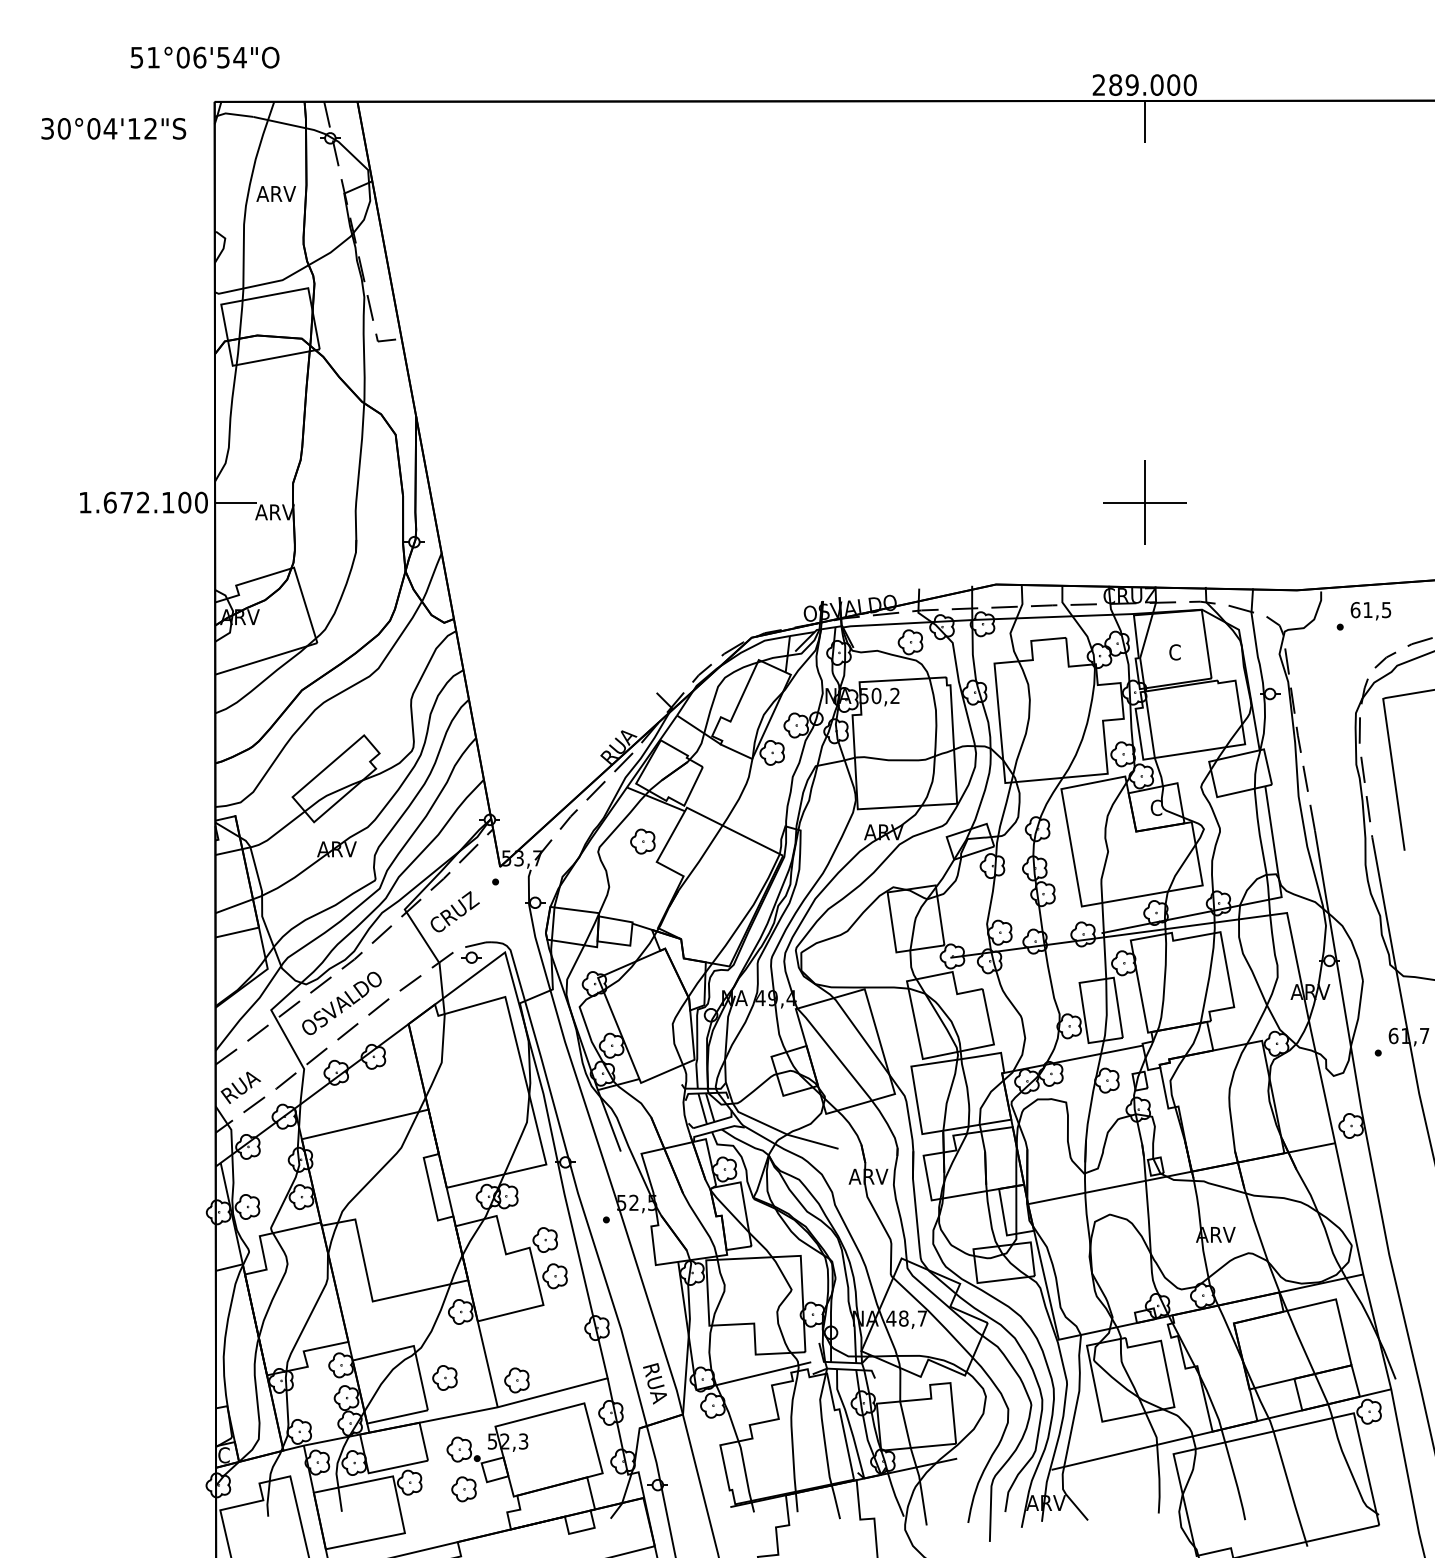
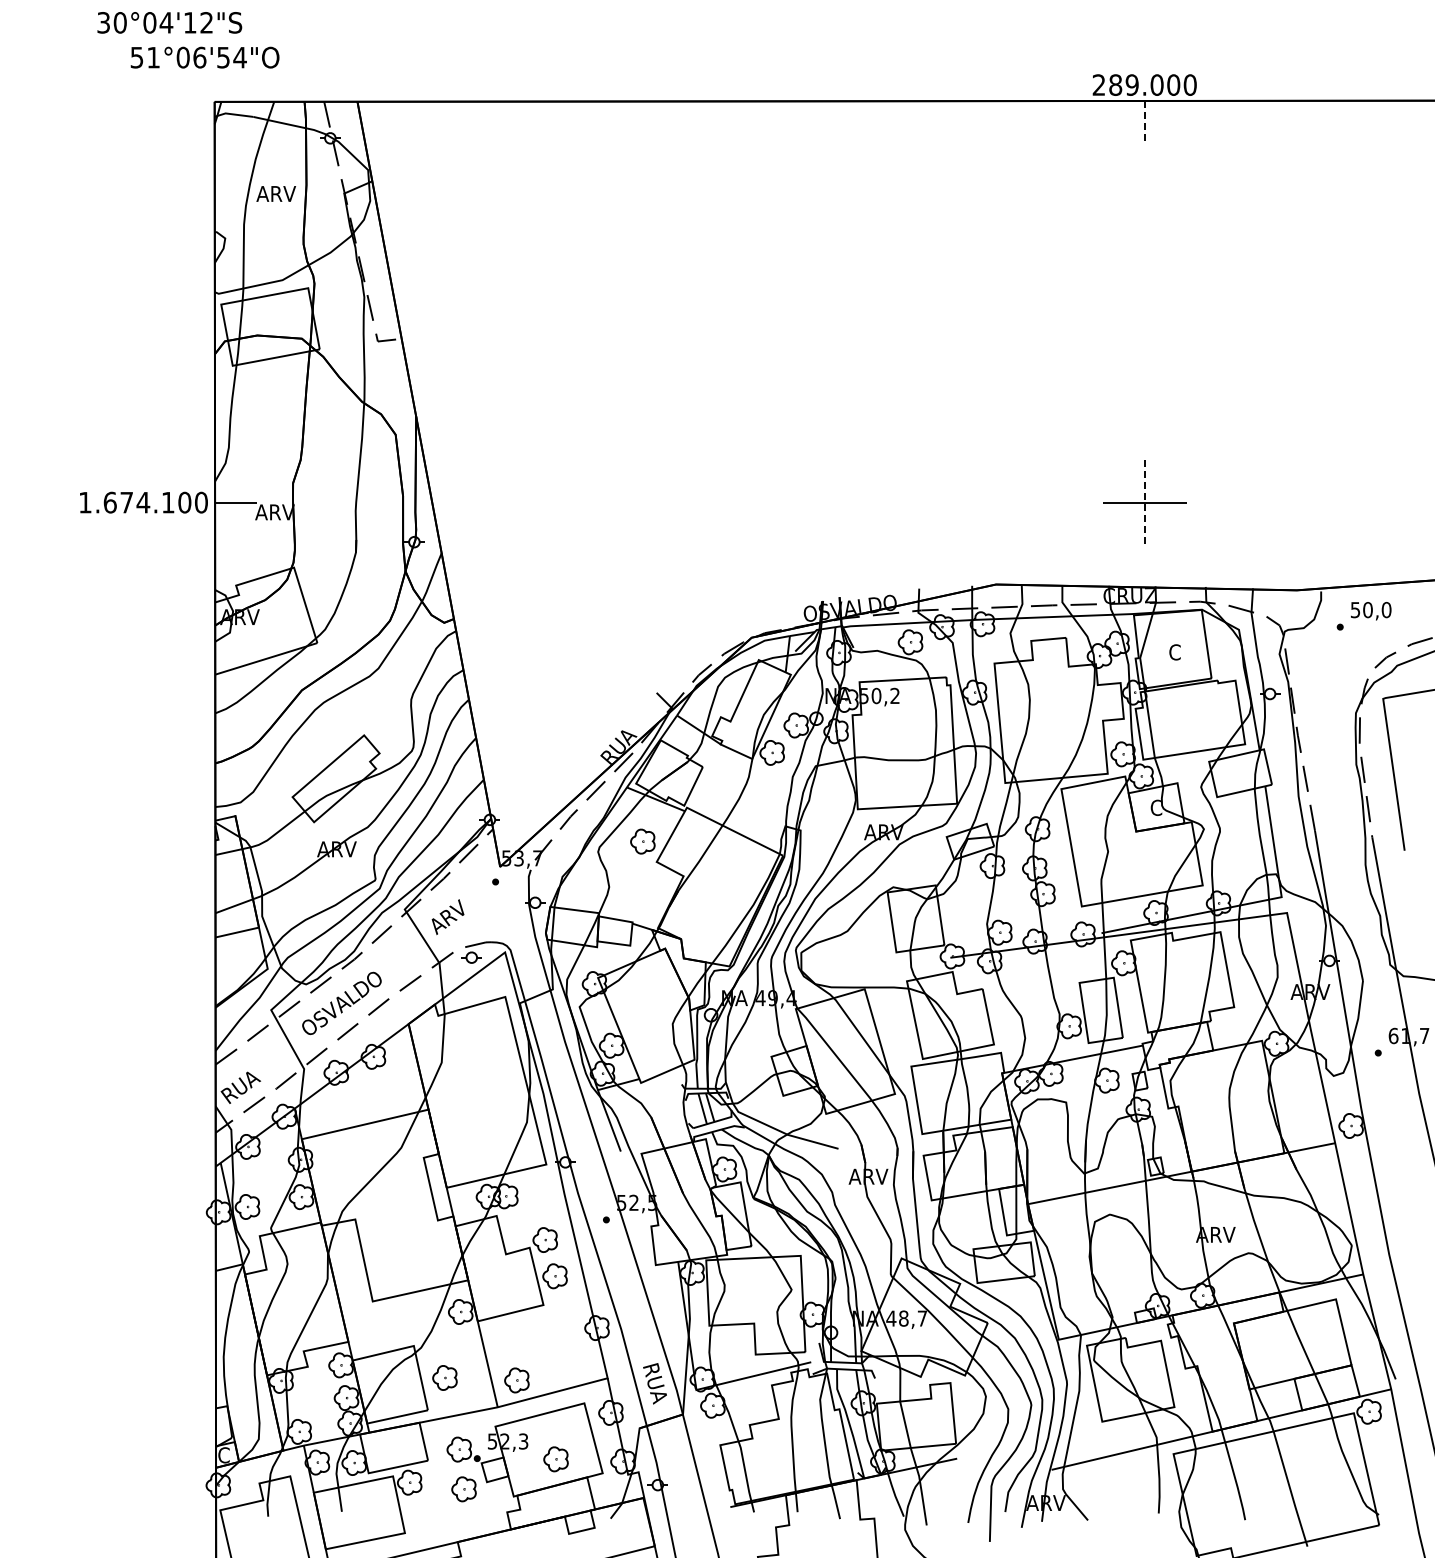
line: solid -> dashed (1144, 122)
text position: (113, 128) -> (169, 22) (169, 22)
text: 1.672.100 -> 1.674.100 (143, 502)
line: solid -> dashed (1144, 503)
text: 61,5 -> 50,0 (1370, 609)
text: CRUZ -> ARV (454, 913)
part: none -> present (555, 1459)
